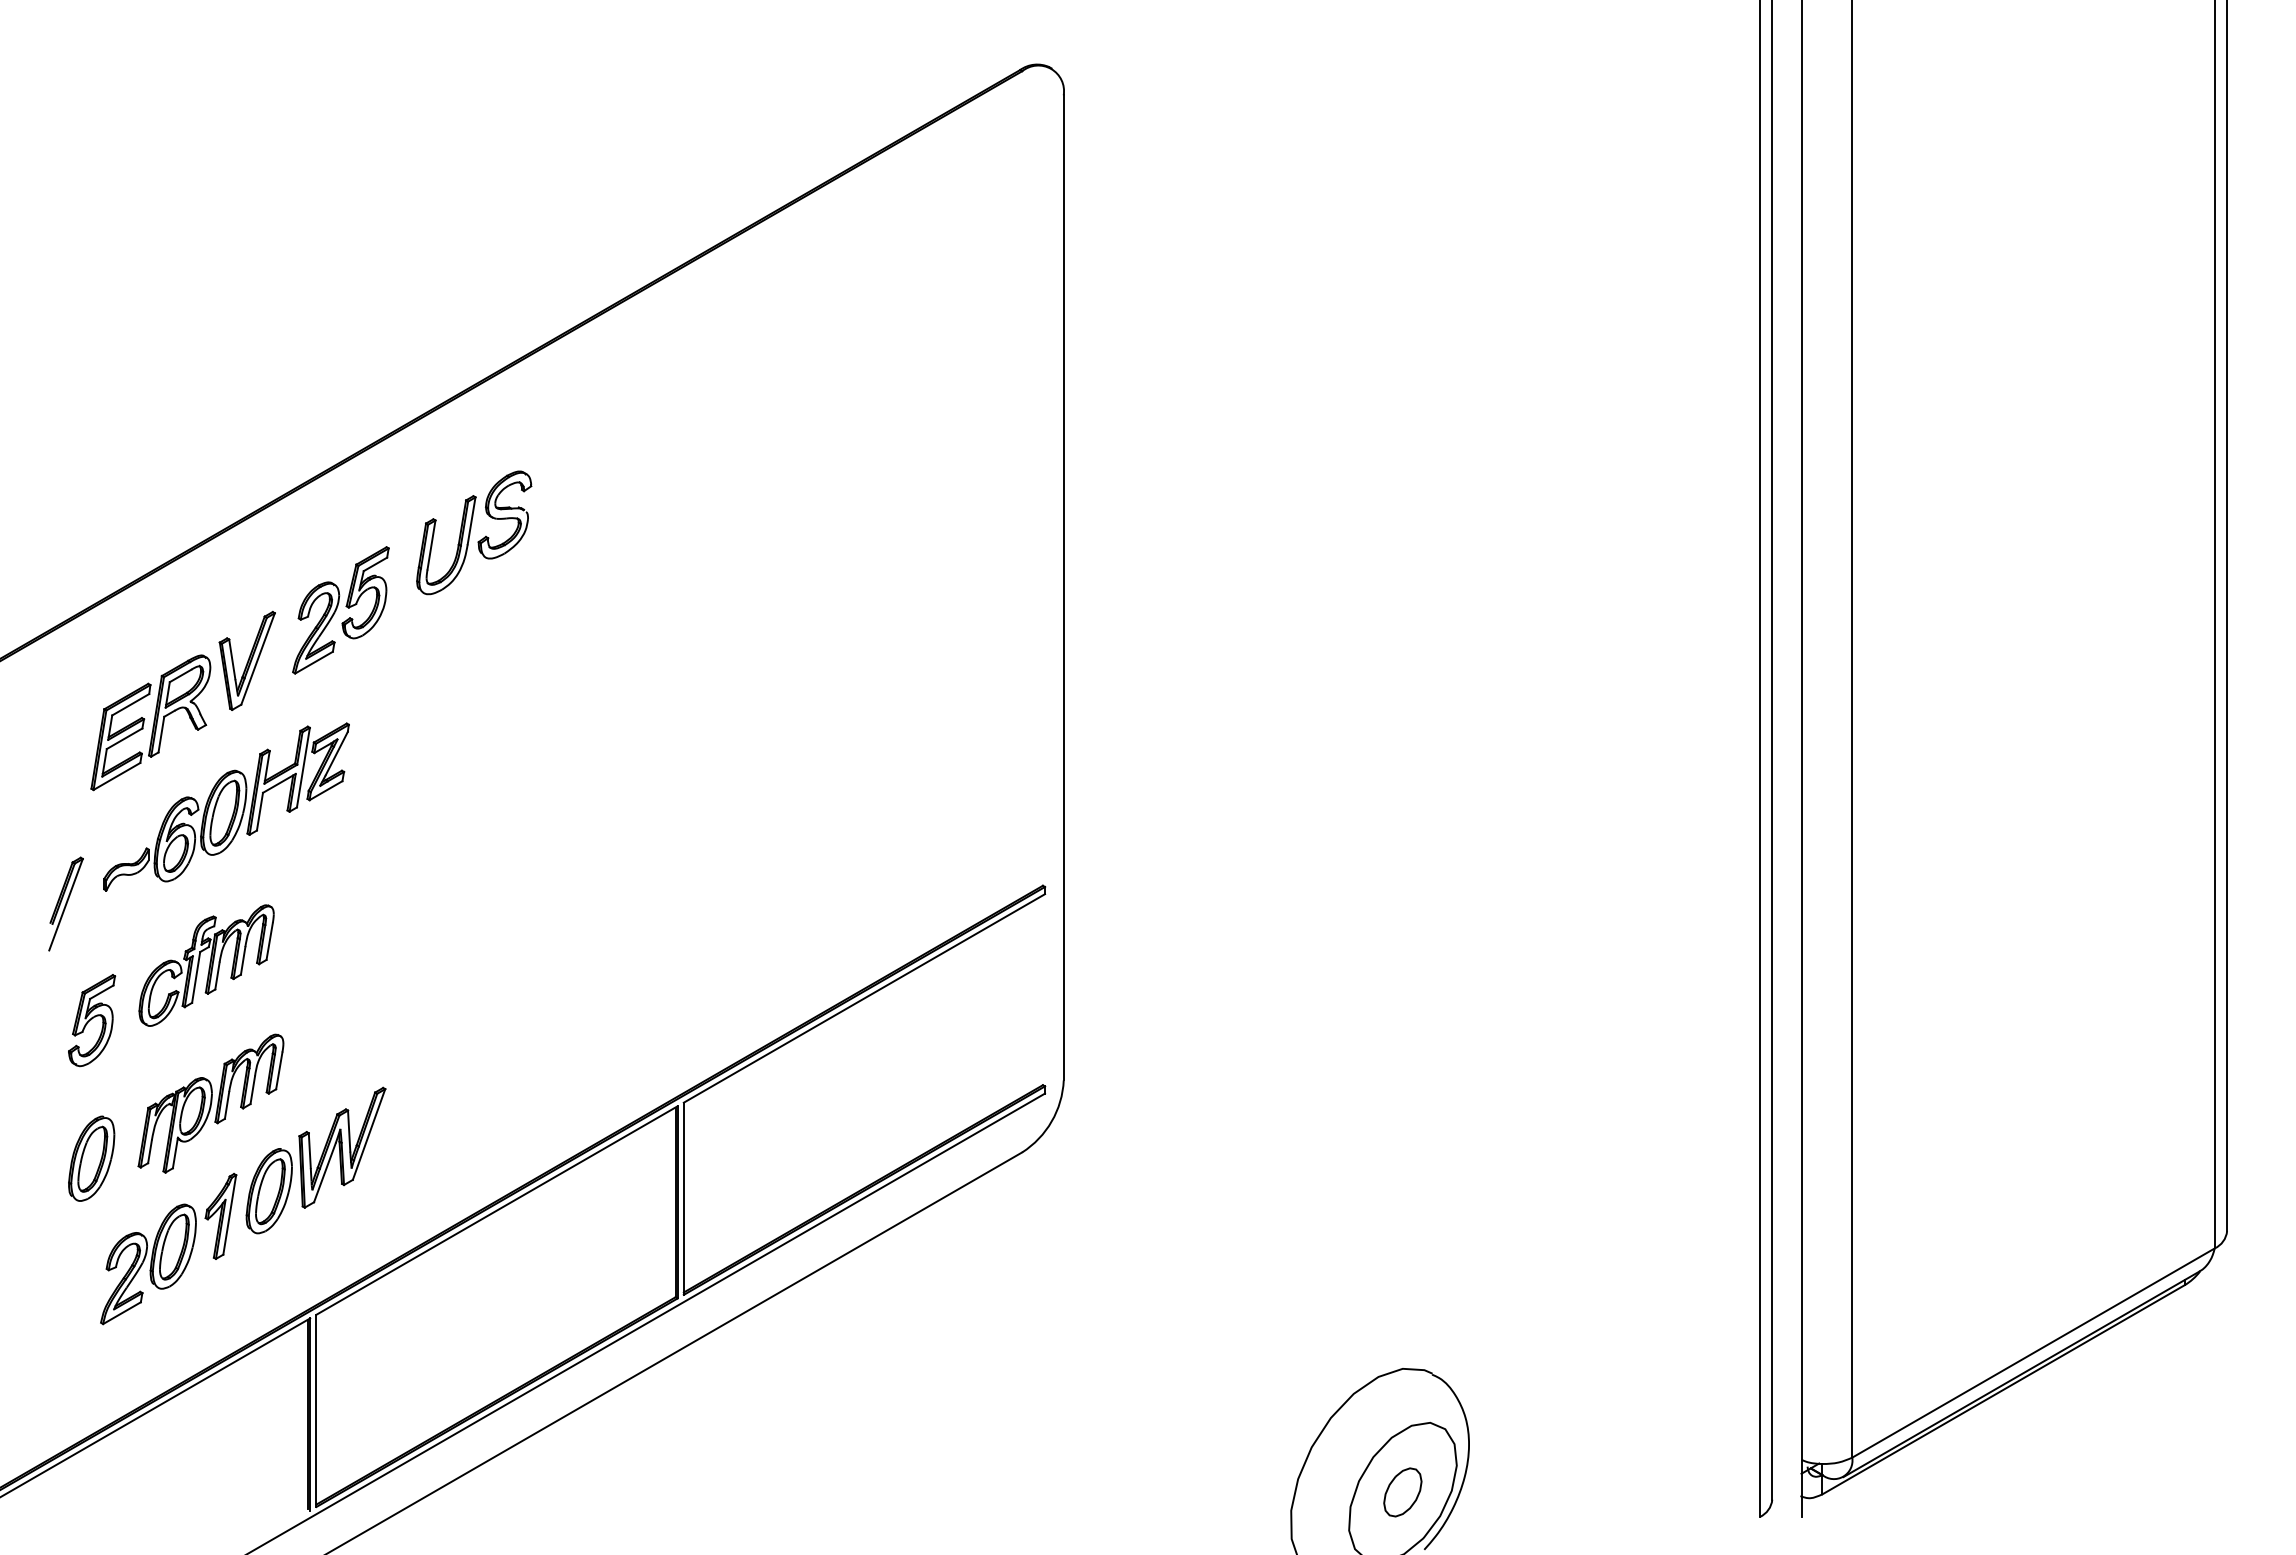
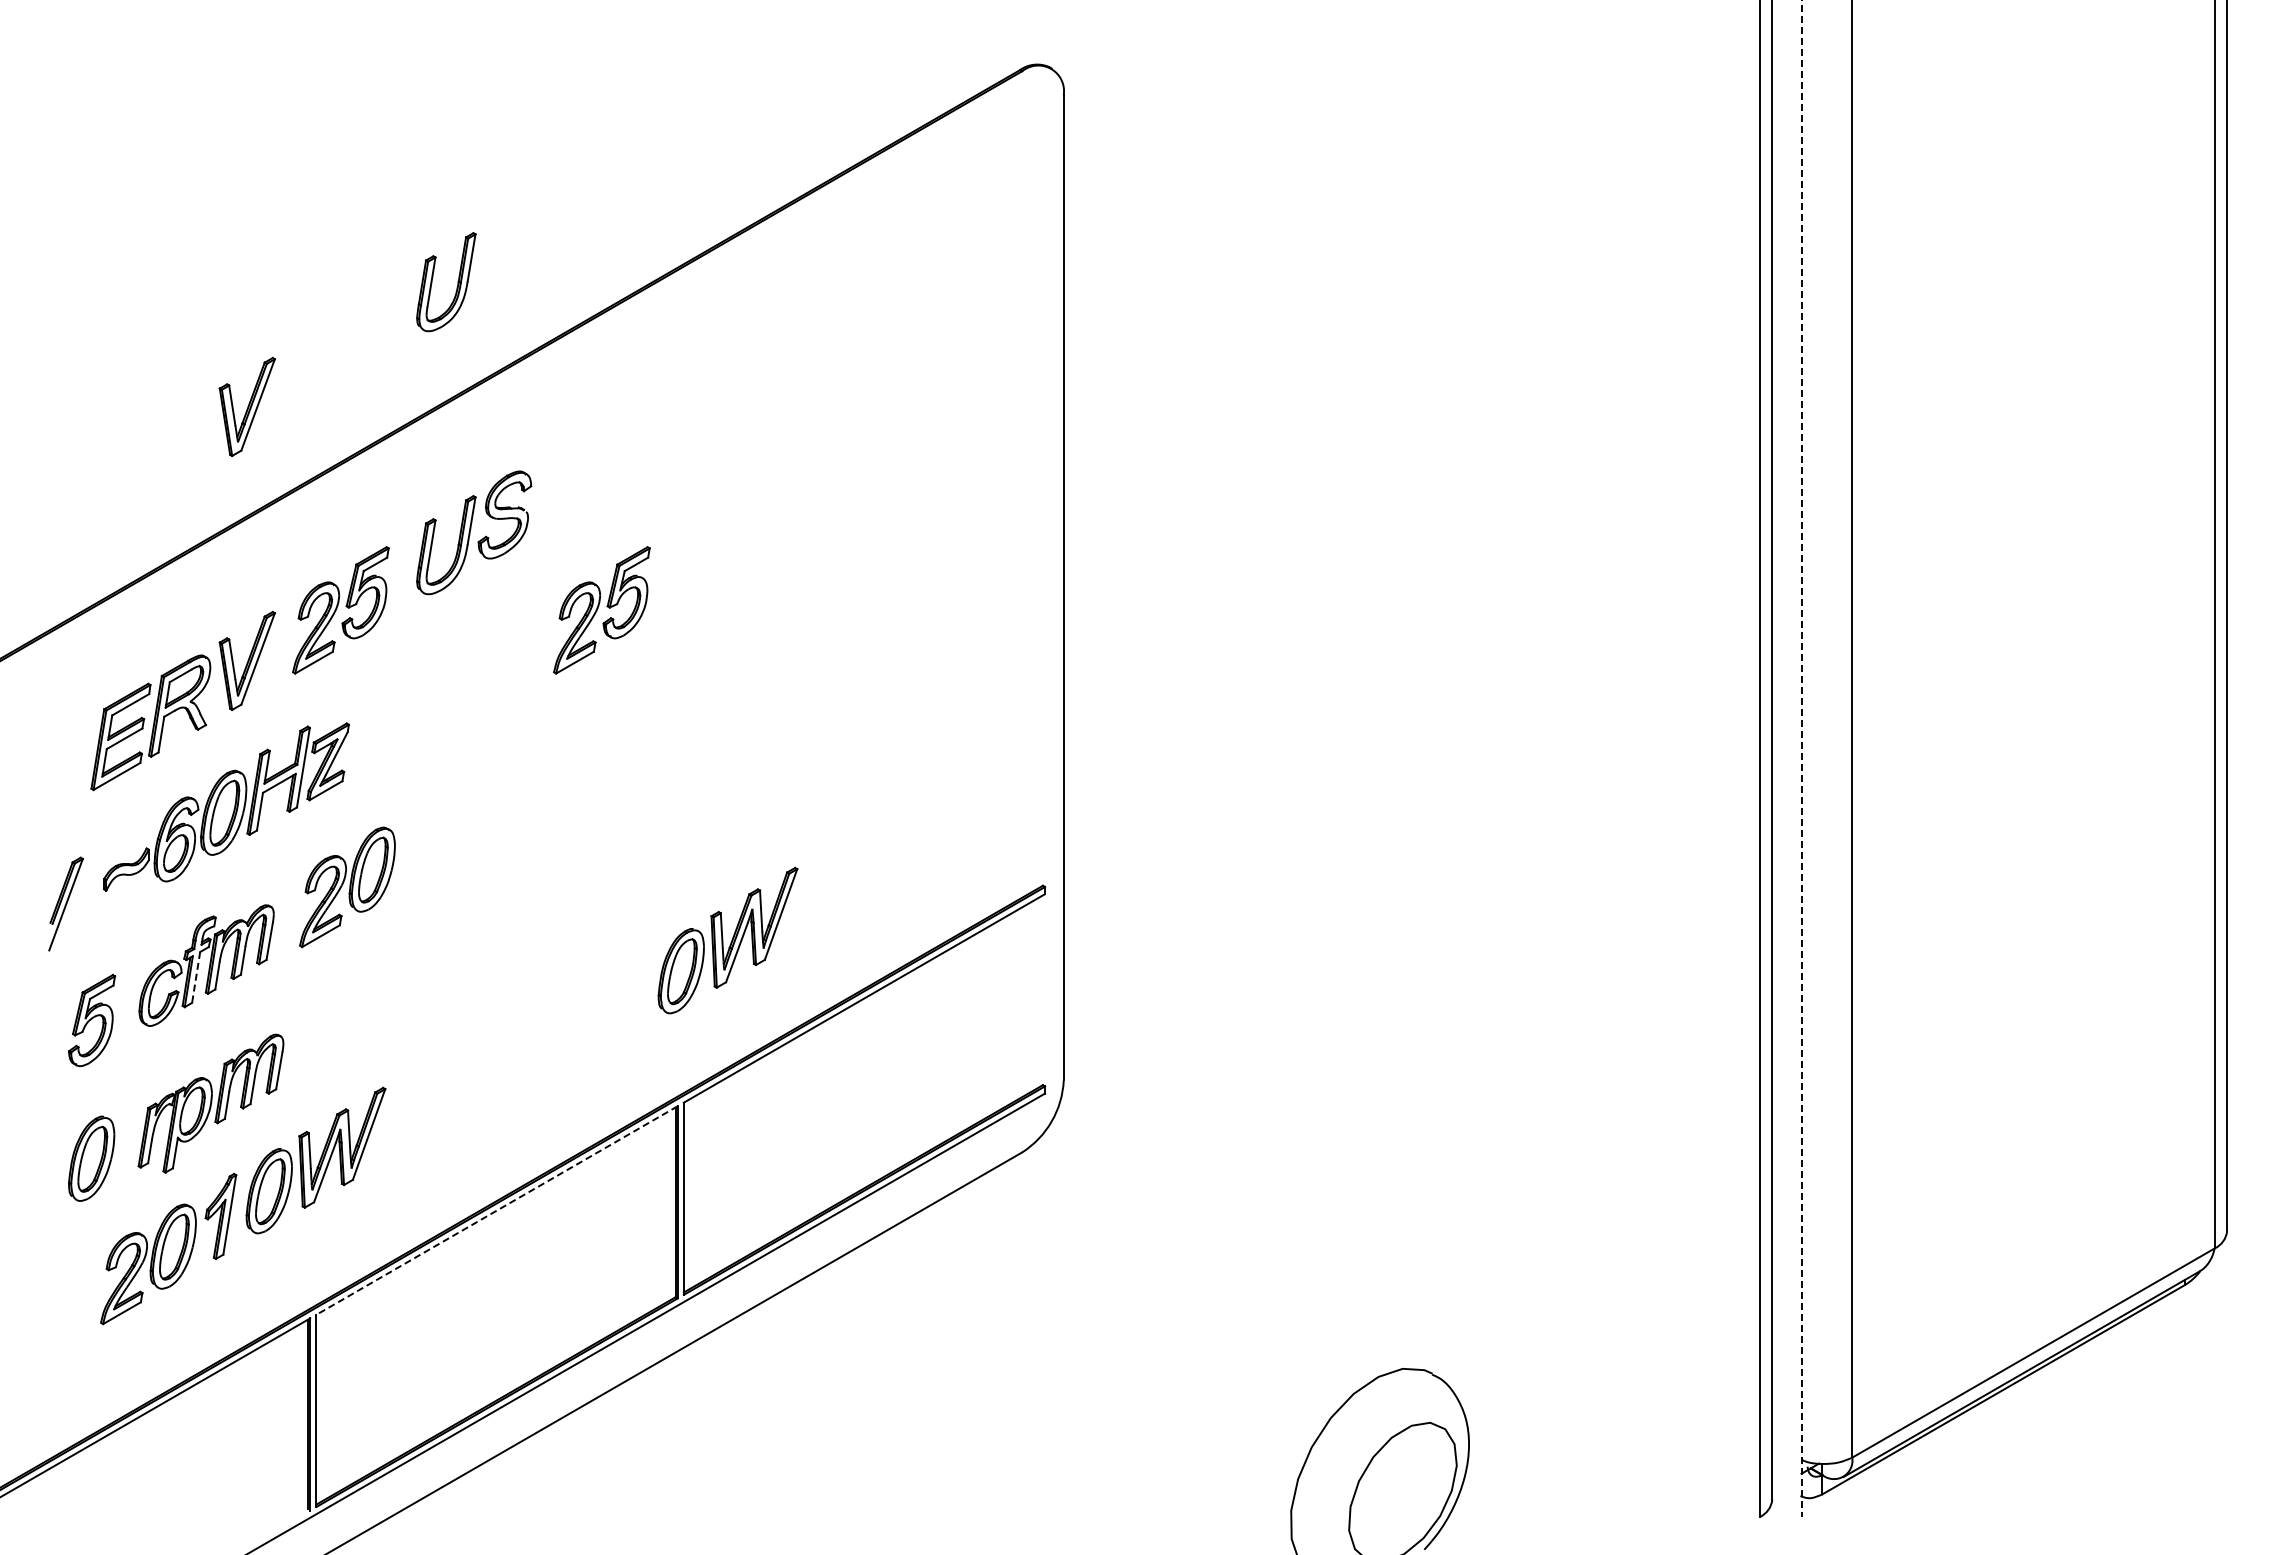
part: none -> present (457, 282)
part: none -> present (246, 406)
part: none -> present (601, 610)
line: solid -> dashed (1801, 759)
part: none -> present (347, 887)
part: none -> present (727, 940)
line: solid -> dashed (196, 977)
line: solid -> dashed (497, 1210)
part: present -> none (1402, 1492)
